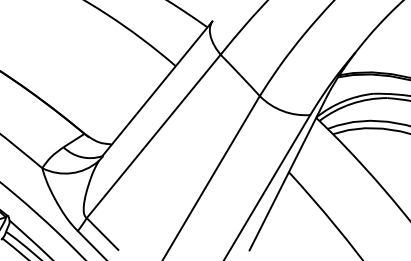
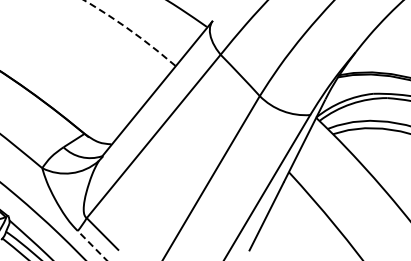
arc: solid -> dashed (130, 30)
line: solid -> dashed (92, 245)
